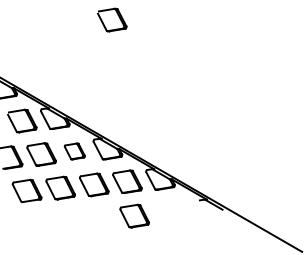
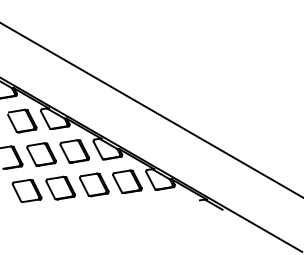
part: present -> none (112, 19)
line: none -> present (151, 109)
part size: 23x19 px -> 32x25 px (74, 151)
part: present -> none (134, 215)
